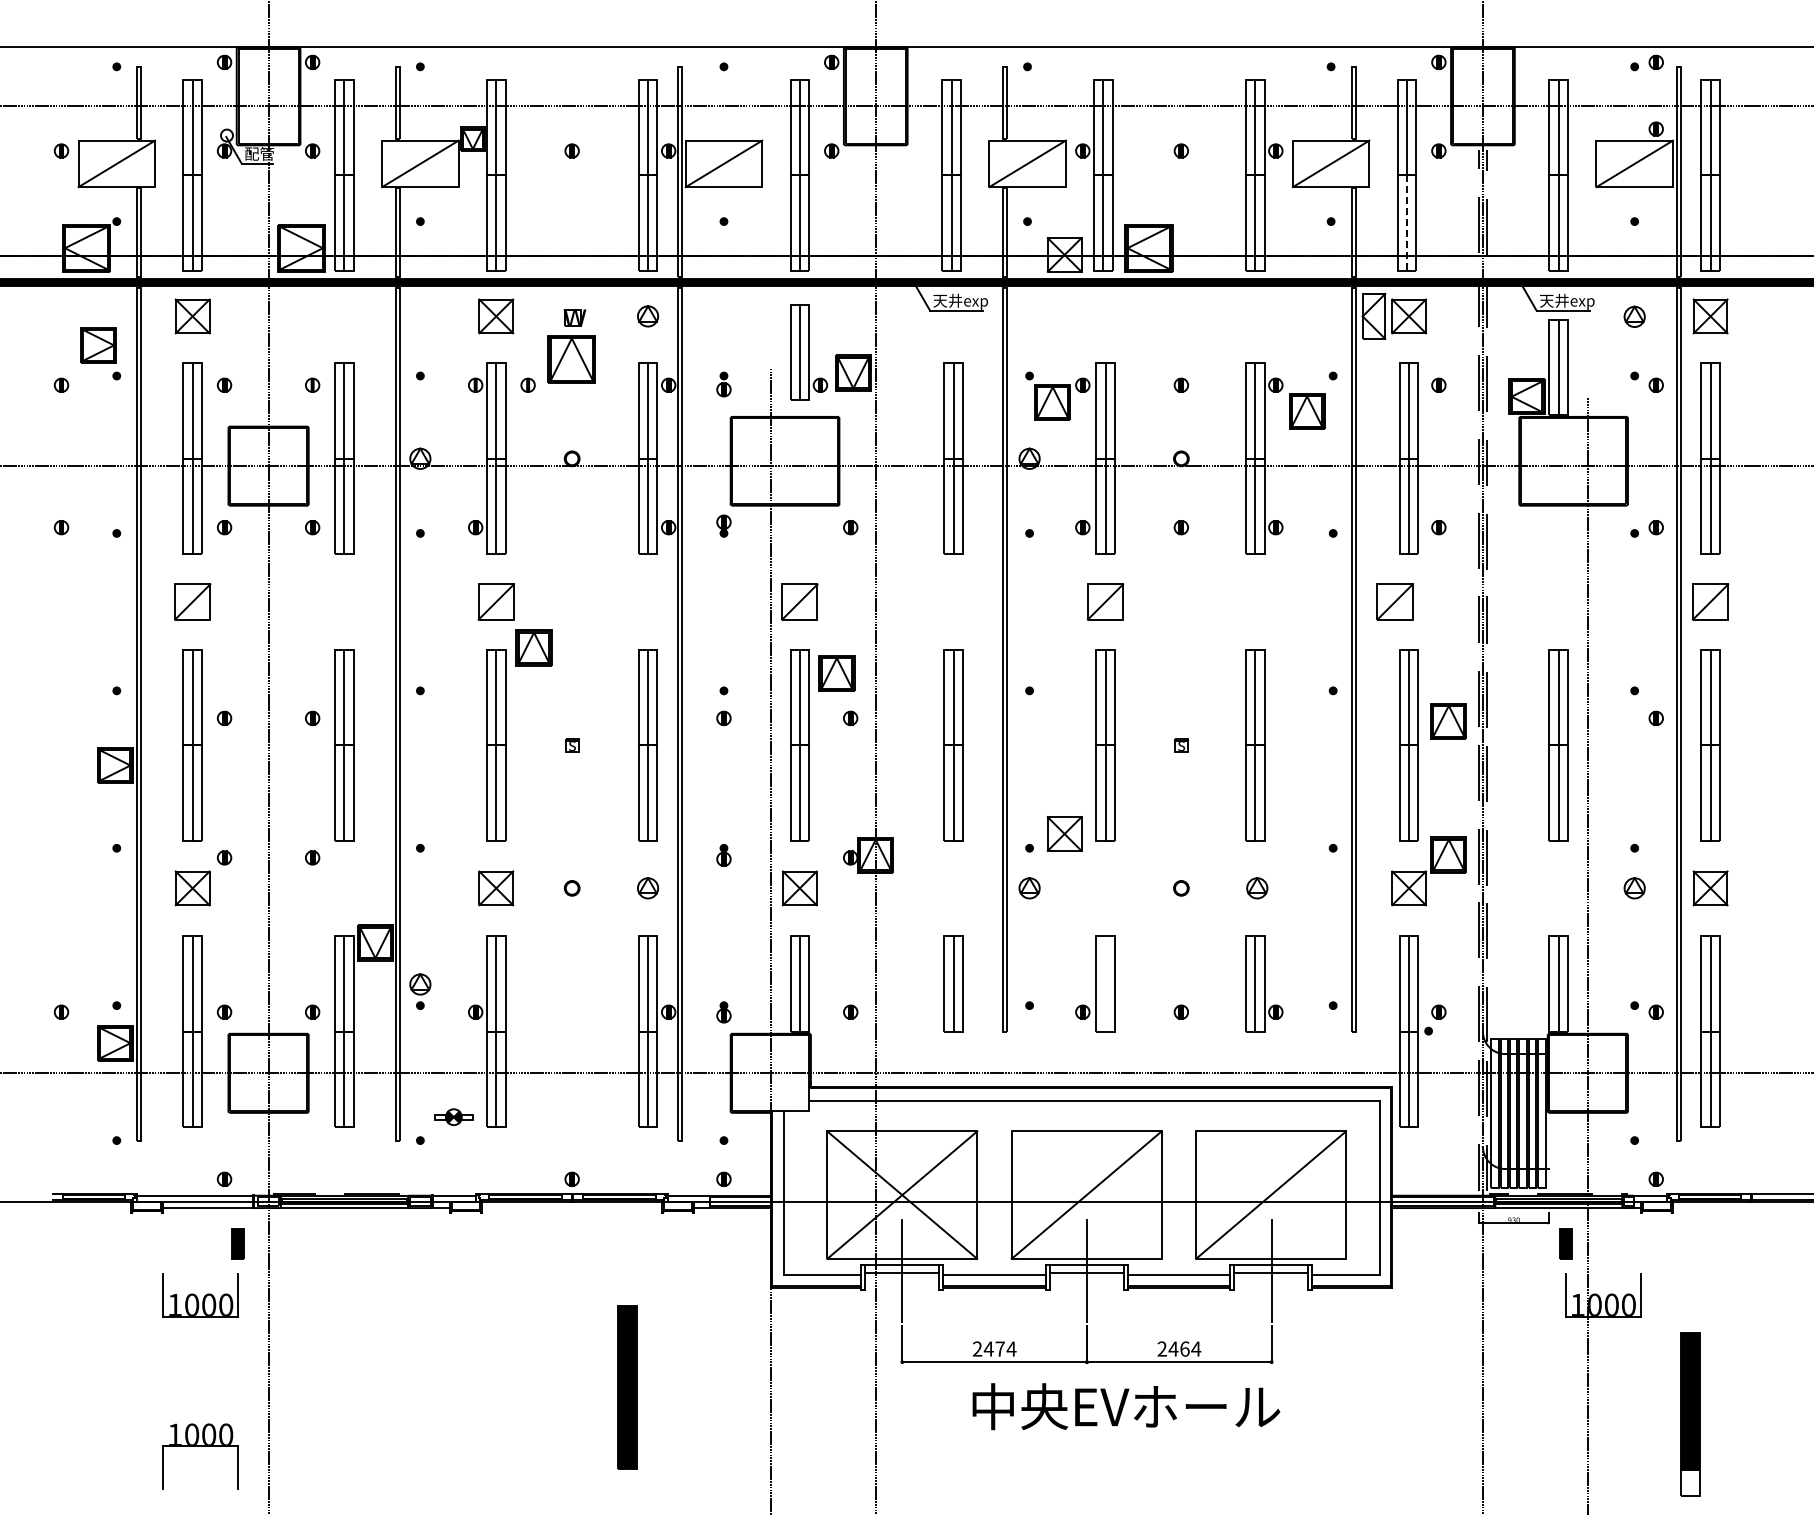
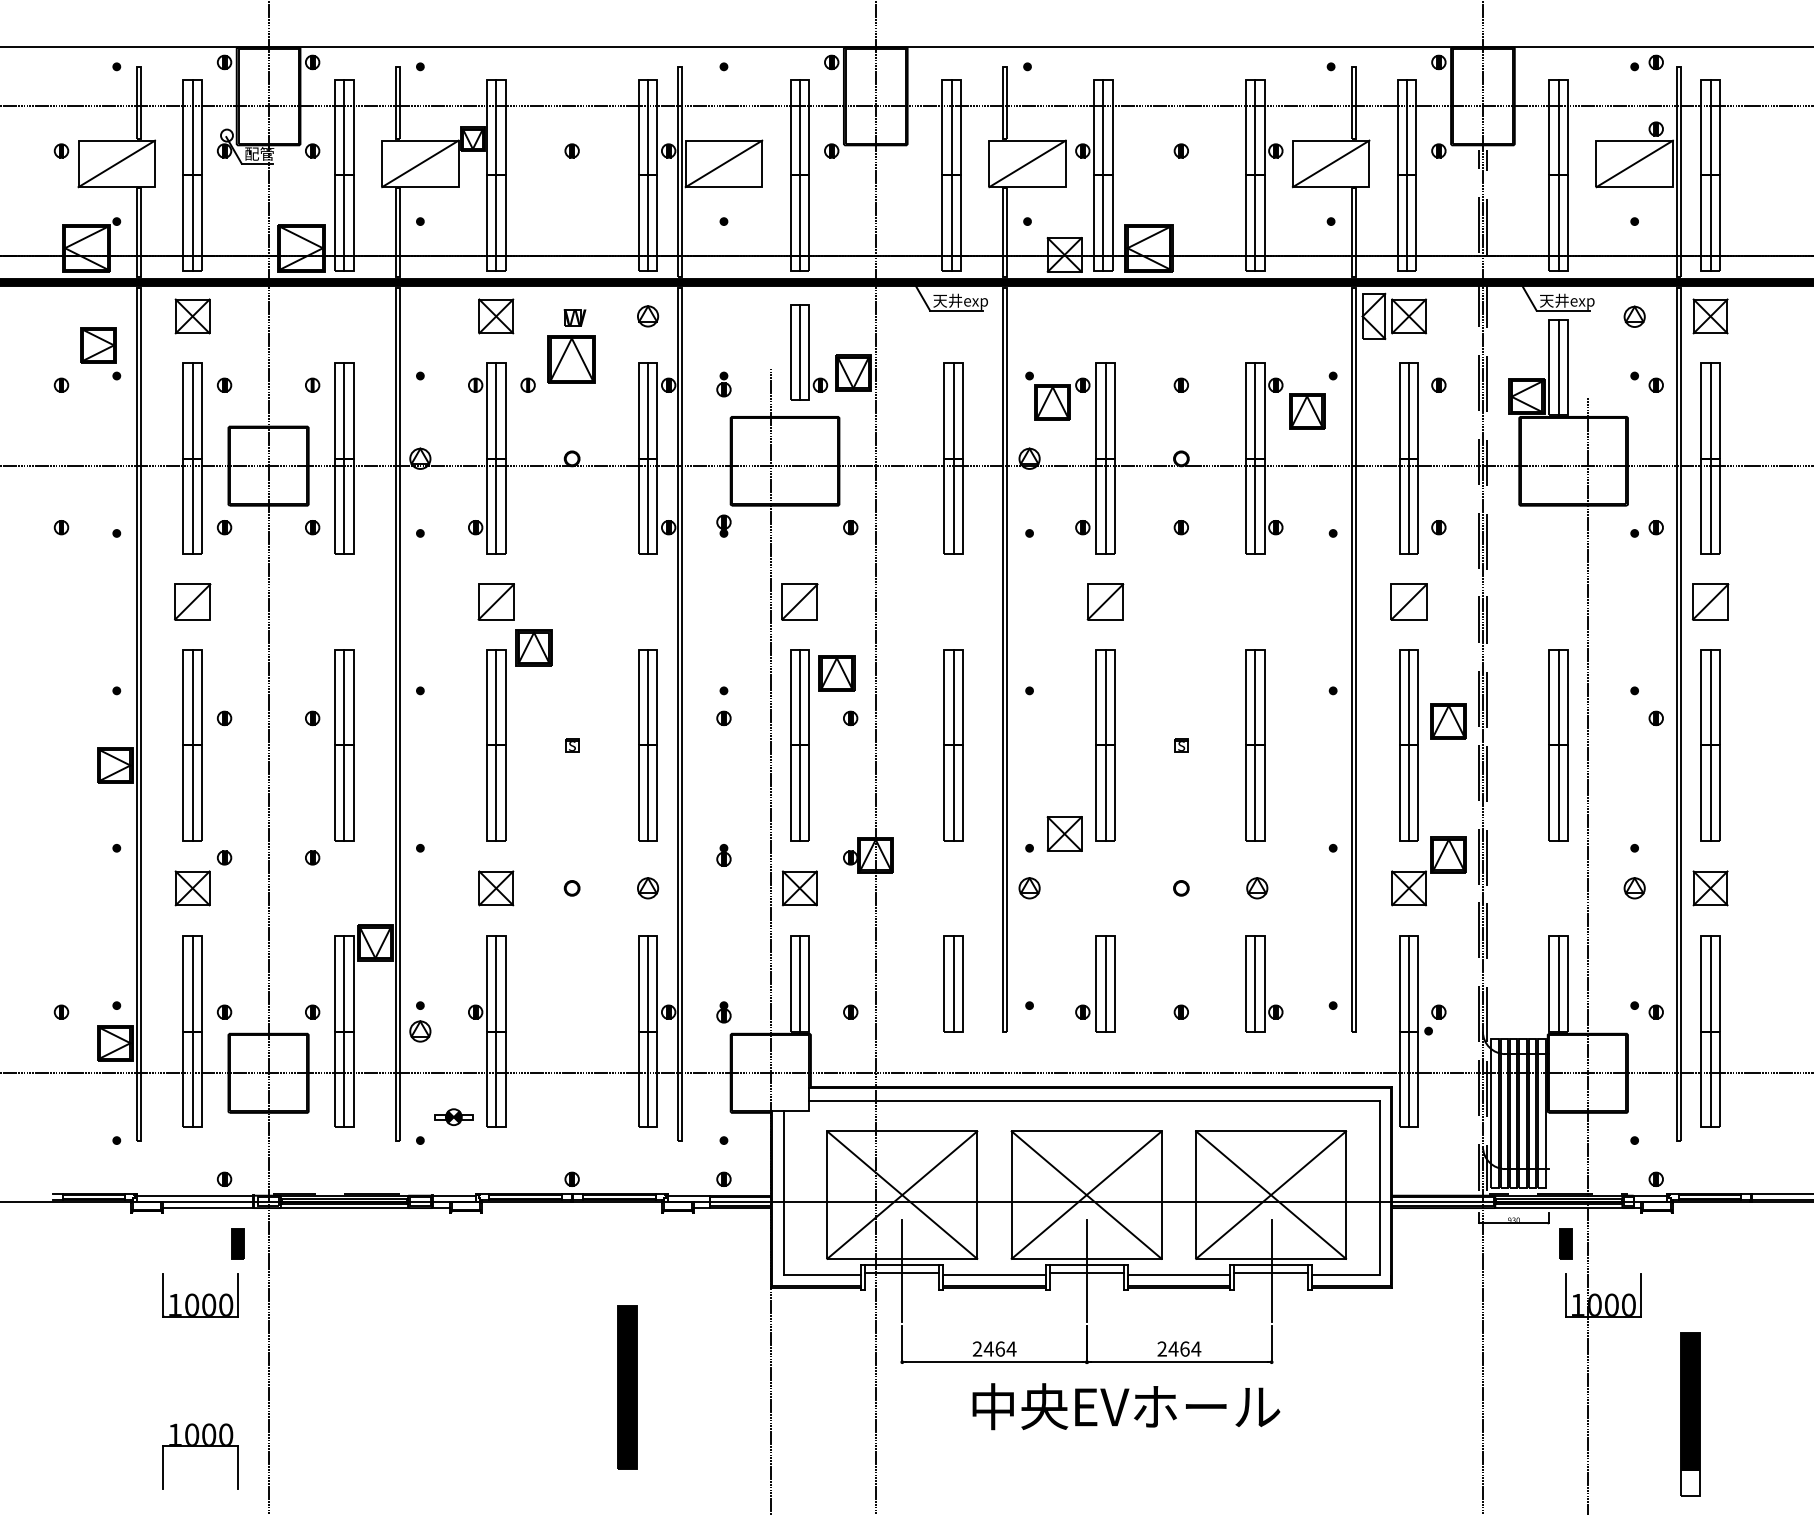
line: dashed -> solid (1407, 222)
part position: (1394, 601) -> (1408, 601) (1408, 601)
line: none -> present (1105, 983)
part position: (420, 984) -> (420, 1031) (420, 1031)
line: none -> present (1086, 1194)
line: none -> present (1271, 1194)
text: 2474 -> 2464 (999, 1348)
